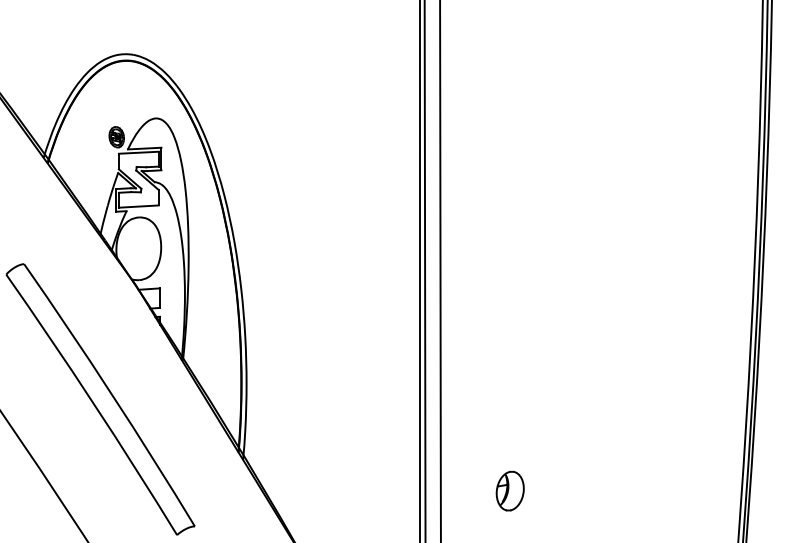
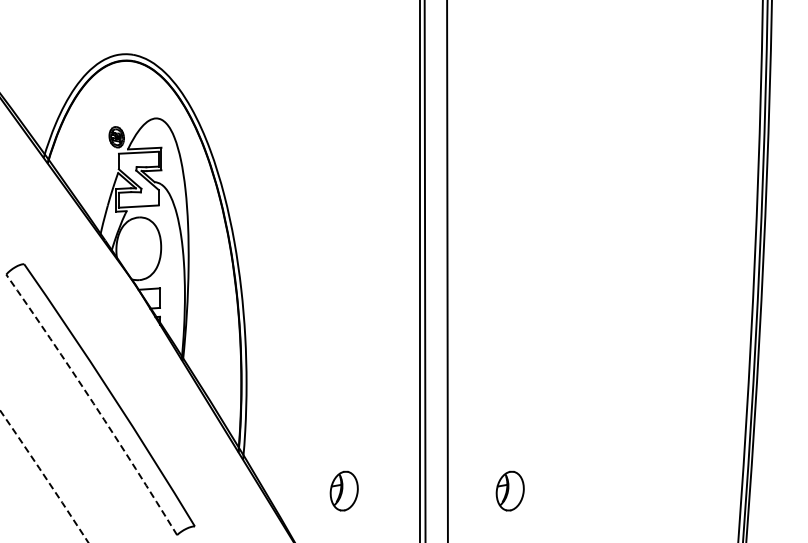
line position: (440, 270) -> (447, 270) (447, 270)
arc: solid -> dashed (93, 403)
arc: solid -> dashed (44, 476)
part: none -> present (343, 490)
